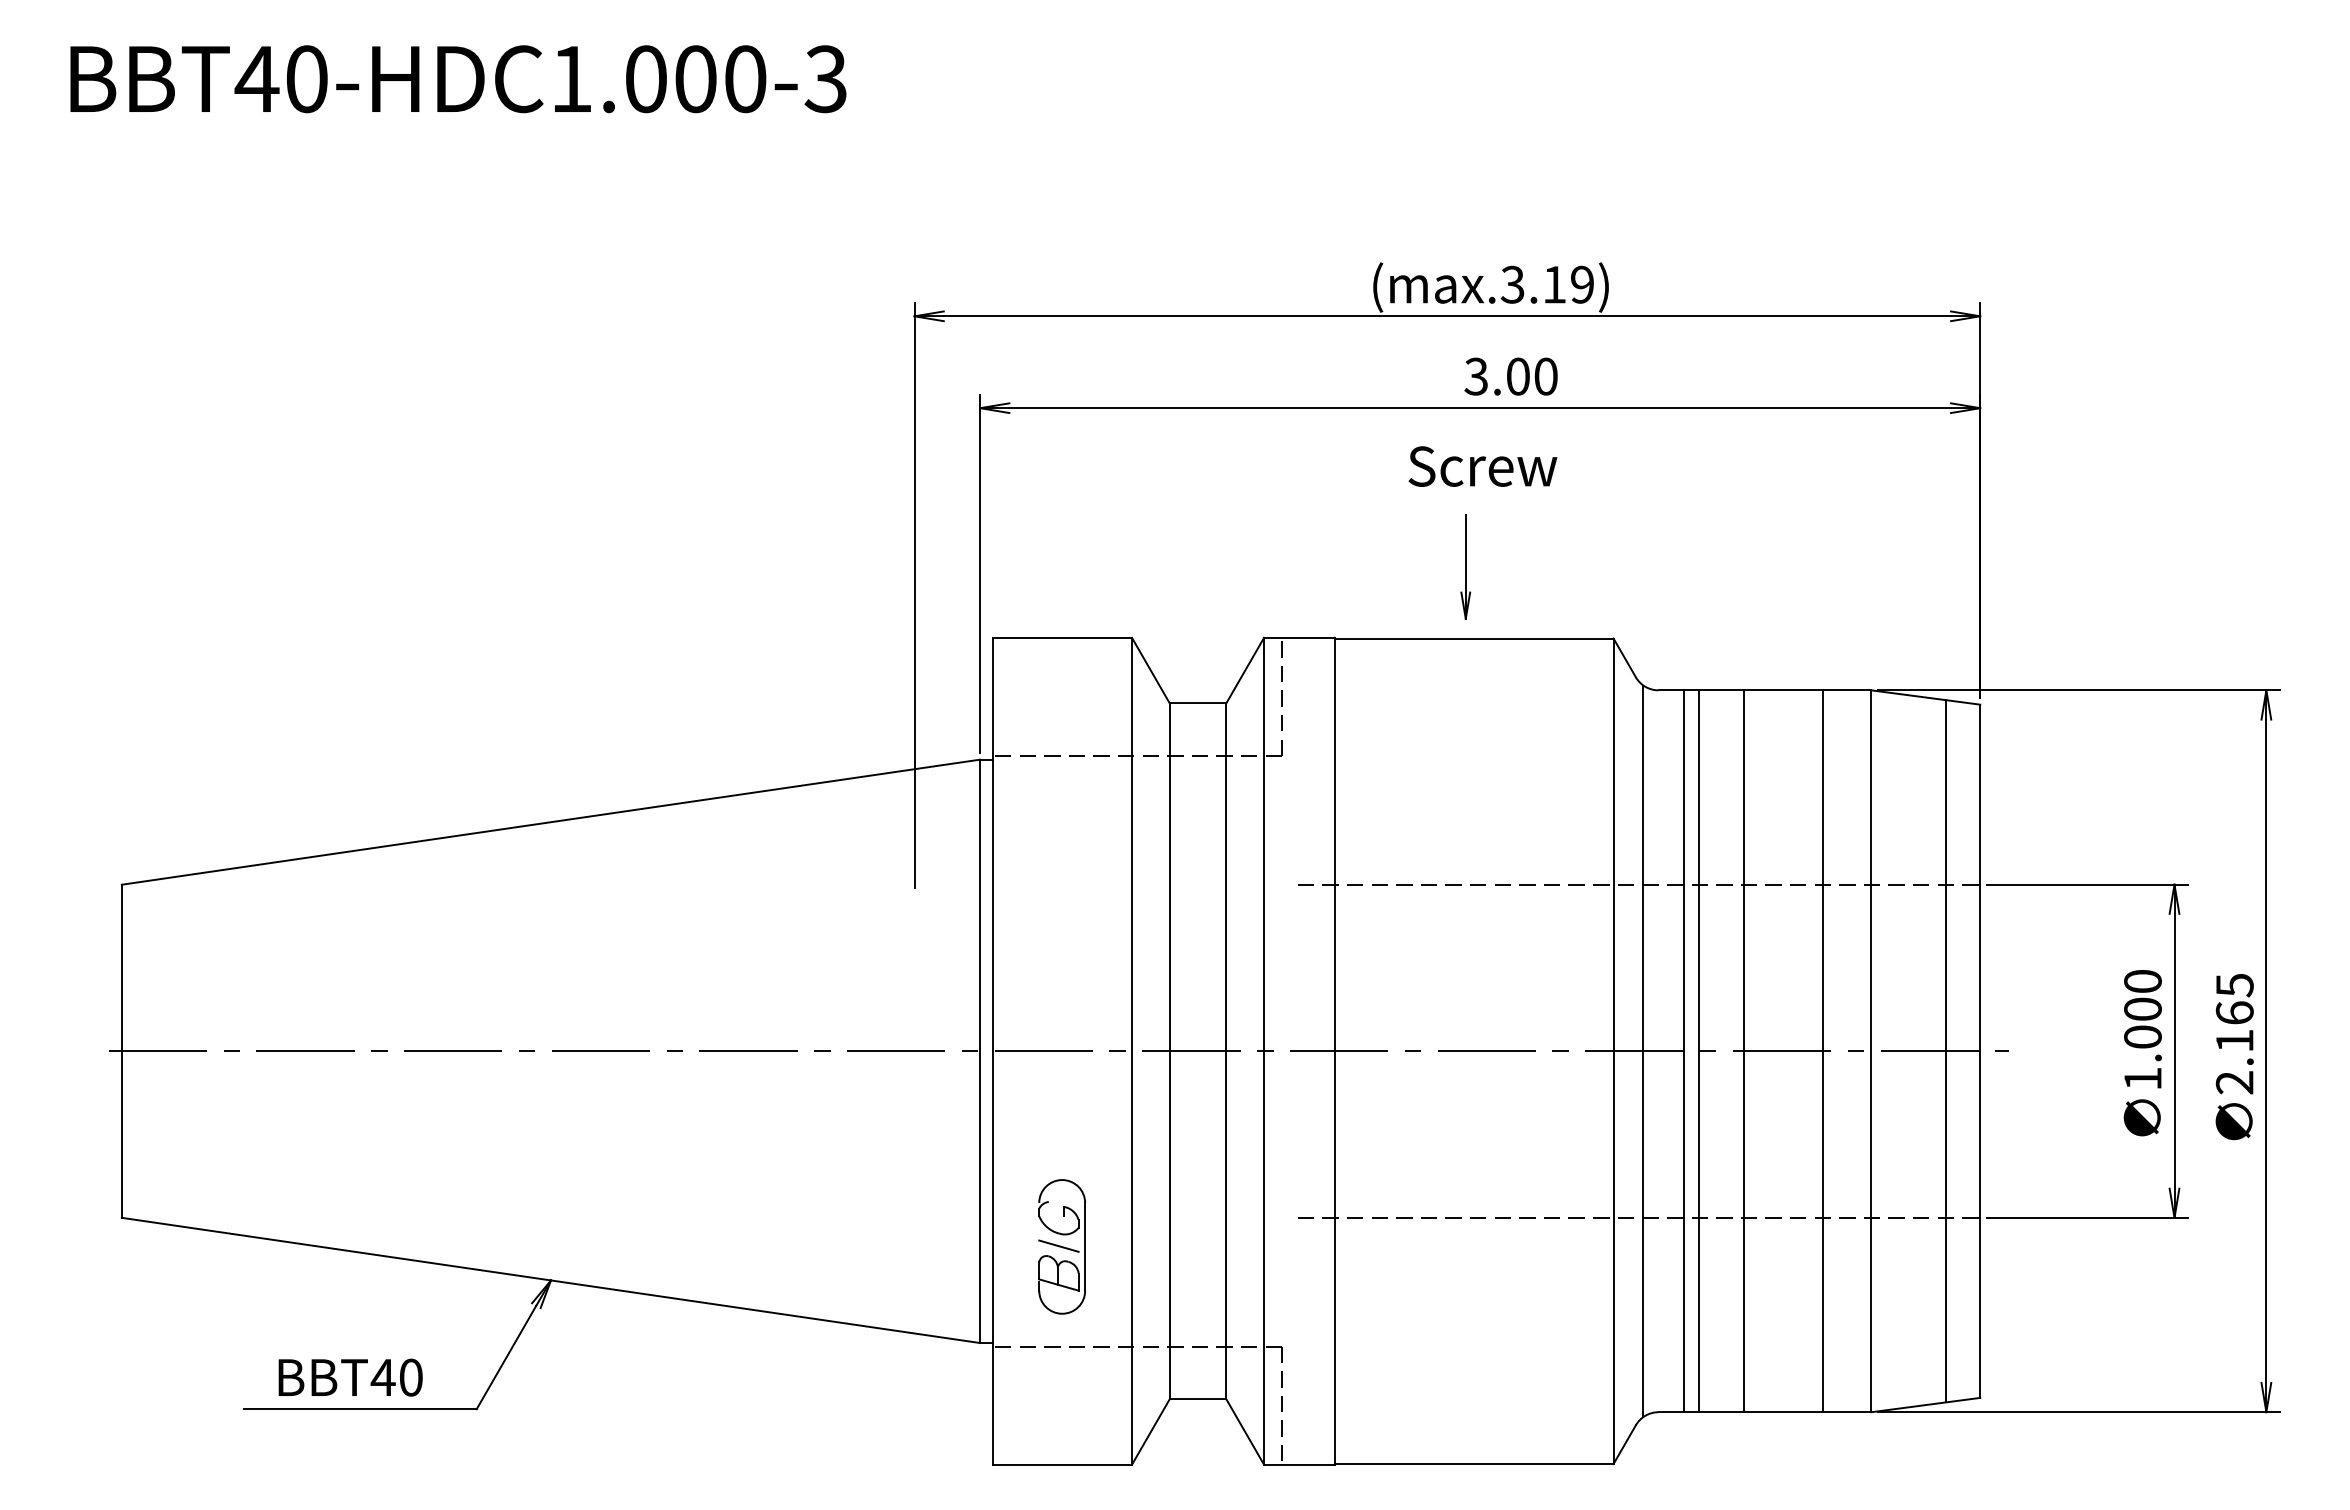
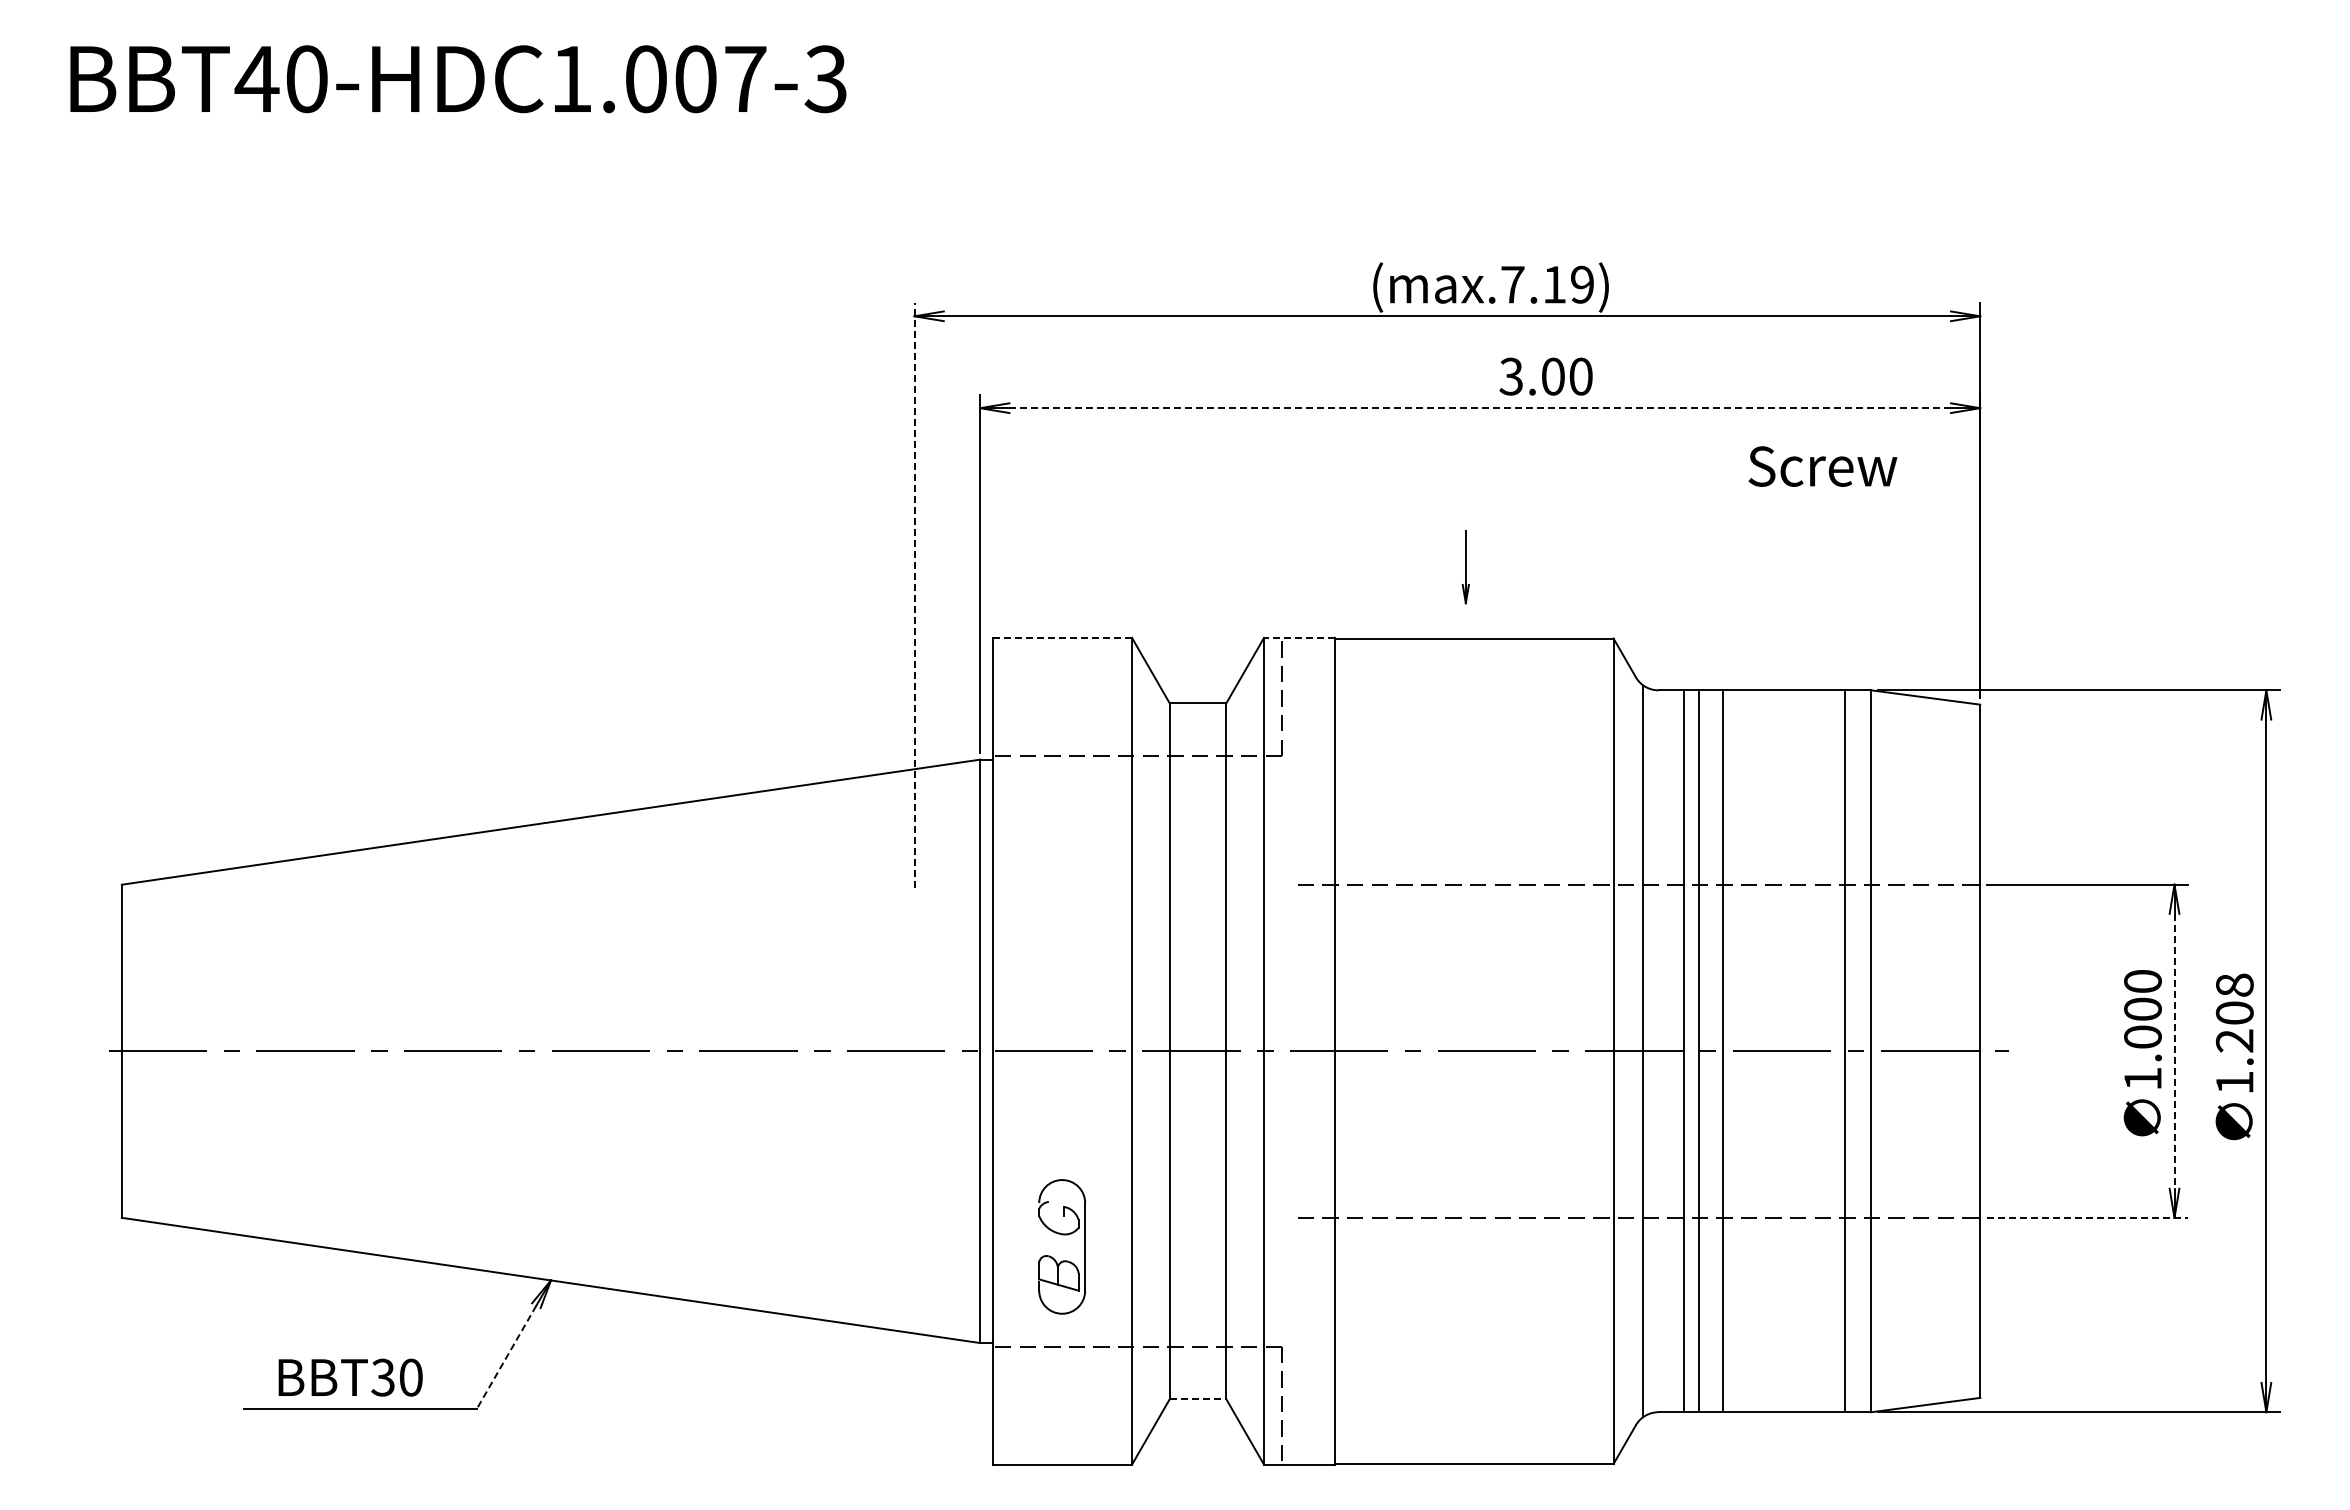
text: BBT40-HDC1.000-3 -> BBT40-HDC1.007-3 (745, 79)
text: (max.3.19) -> (max.7.19) (1512, 284)
text position: (1510, 376) -> (1545, 376) (1545, 376)
line: solid -> dashed (1480, 408)
text position: (1482, 466) -> (1822, 466) (1822, 466)
part size: 12x106 px -> 9x75 px (1465, 567)
line: solid -> dashed (914, 595)
line: solid -> dashed (1063, 637)
line: solid -> dashed (1298, 637)
text: 2.165 -> 1.208 (2234, 1033)
line position: (1744, 1051) -> (1723, 1051) (1723, 1051)
line position: (1822, 1051) -> (1844, 1051) (1844, 1051)
line: present -> none (1946, 1051)
line: solid -> dashed (2174, 1051)
line: solid -> dashed (2087, 1217)
line: present -> none (1058, 1245)
line: solid -> dashed (506, 1357)
text: BBT40 -> BBT30 (382, 1377)
line: solid -> dashed (1198, 1399)
